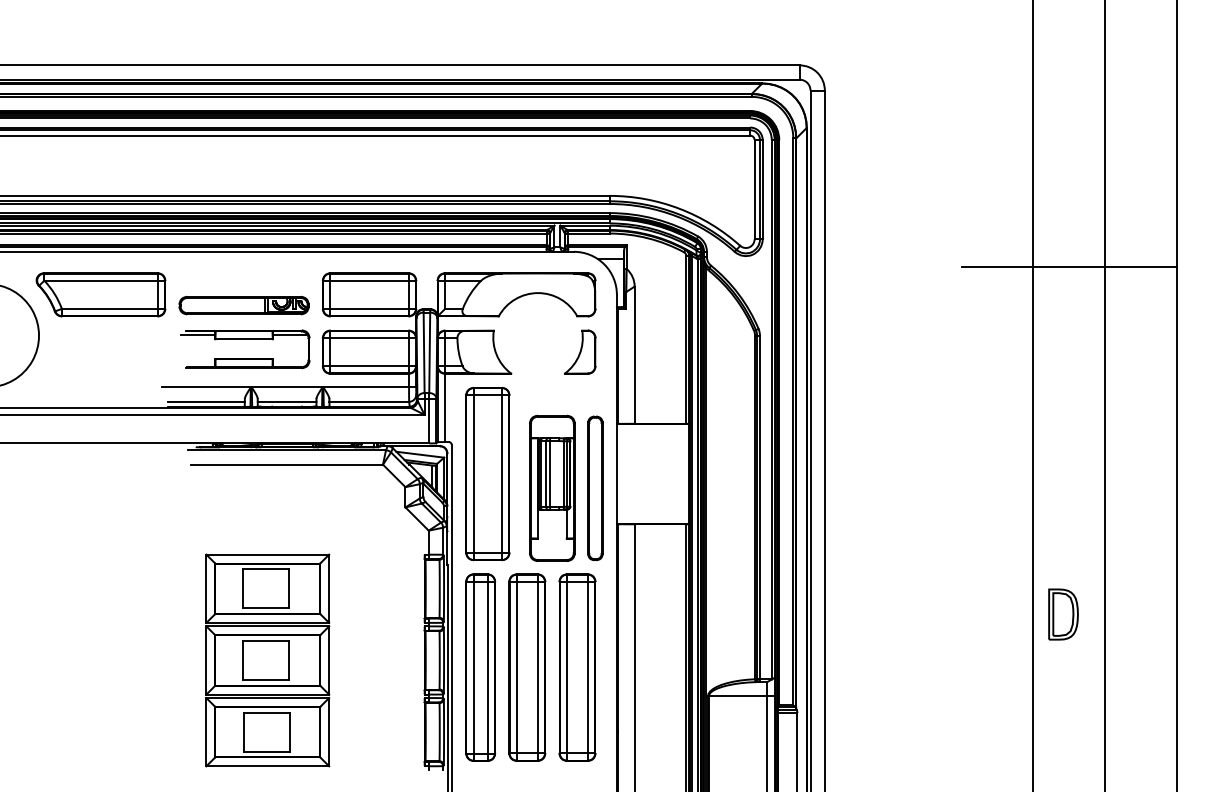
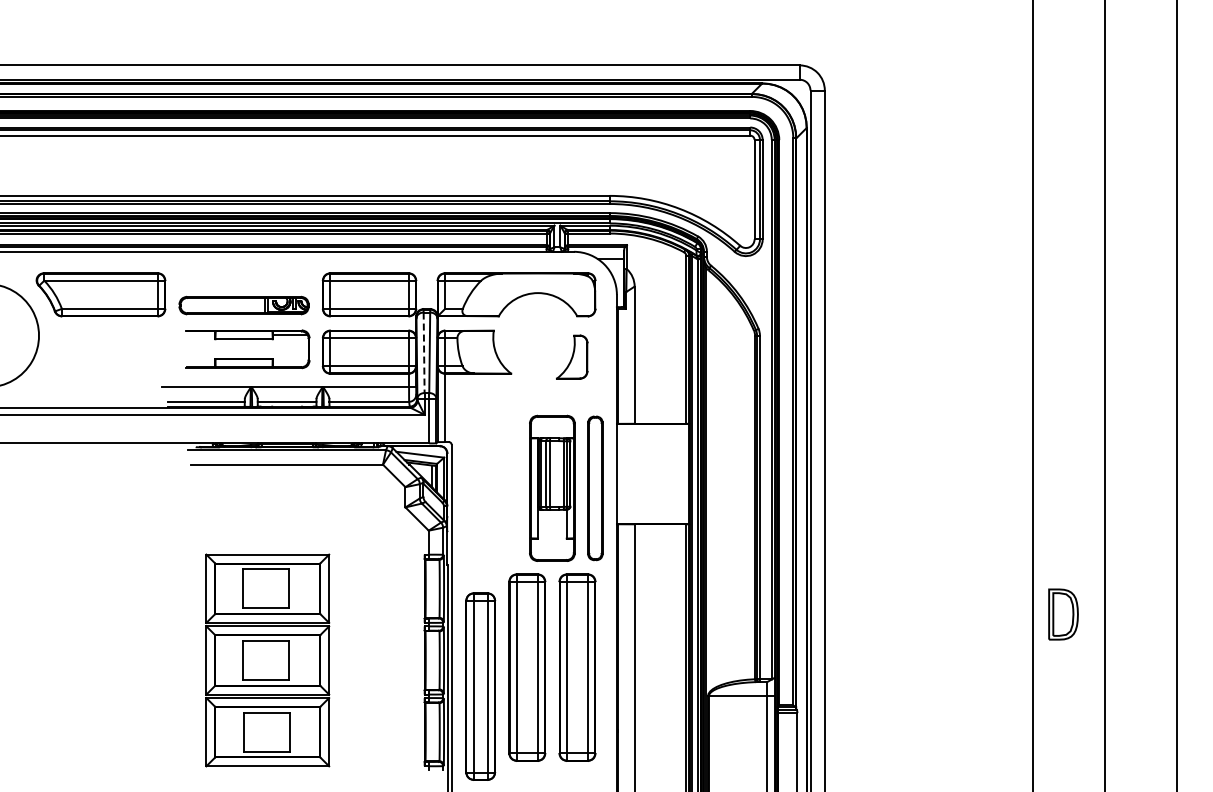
line: present -> none (1068, 266)
line: present -> none (197, 334)
part position: (580, 351) -> (572, 356) (572, 356)
line: solid -> dashed (424, 353)
part: present -> none (487, 474)
part position: (480, 667) -> (480, 686) (480, 686)
